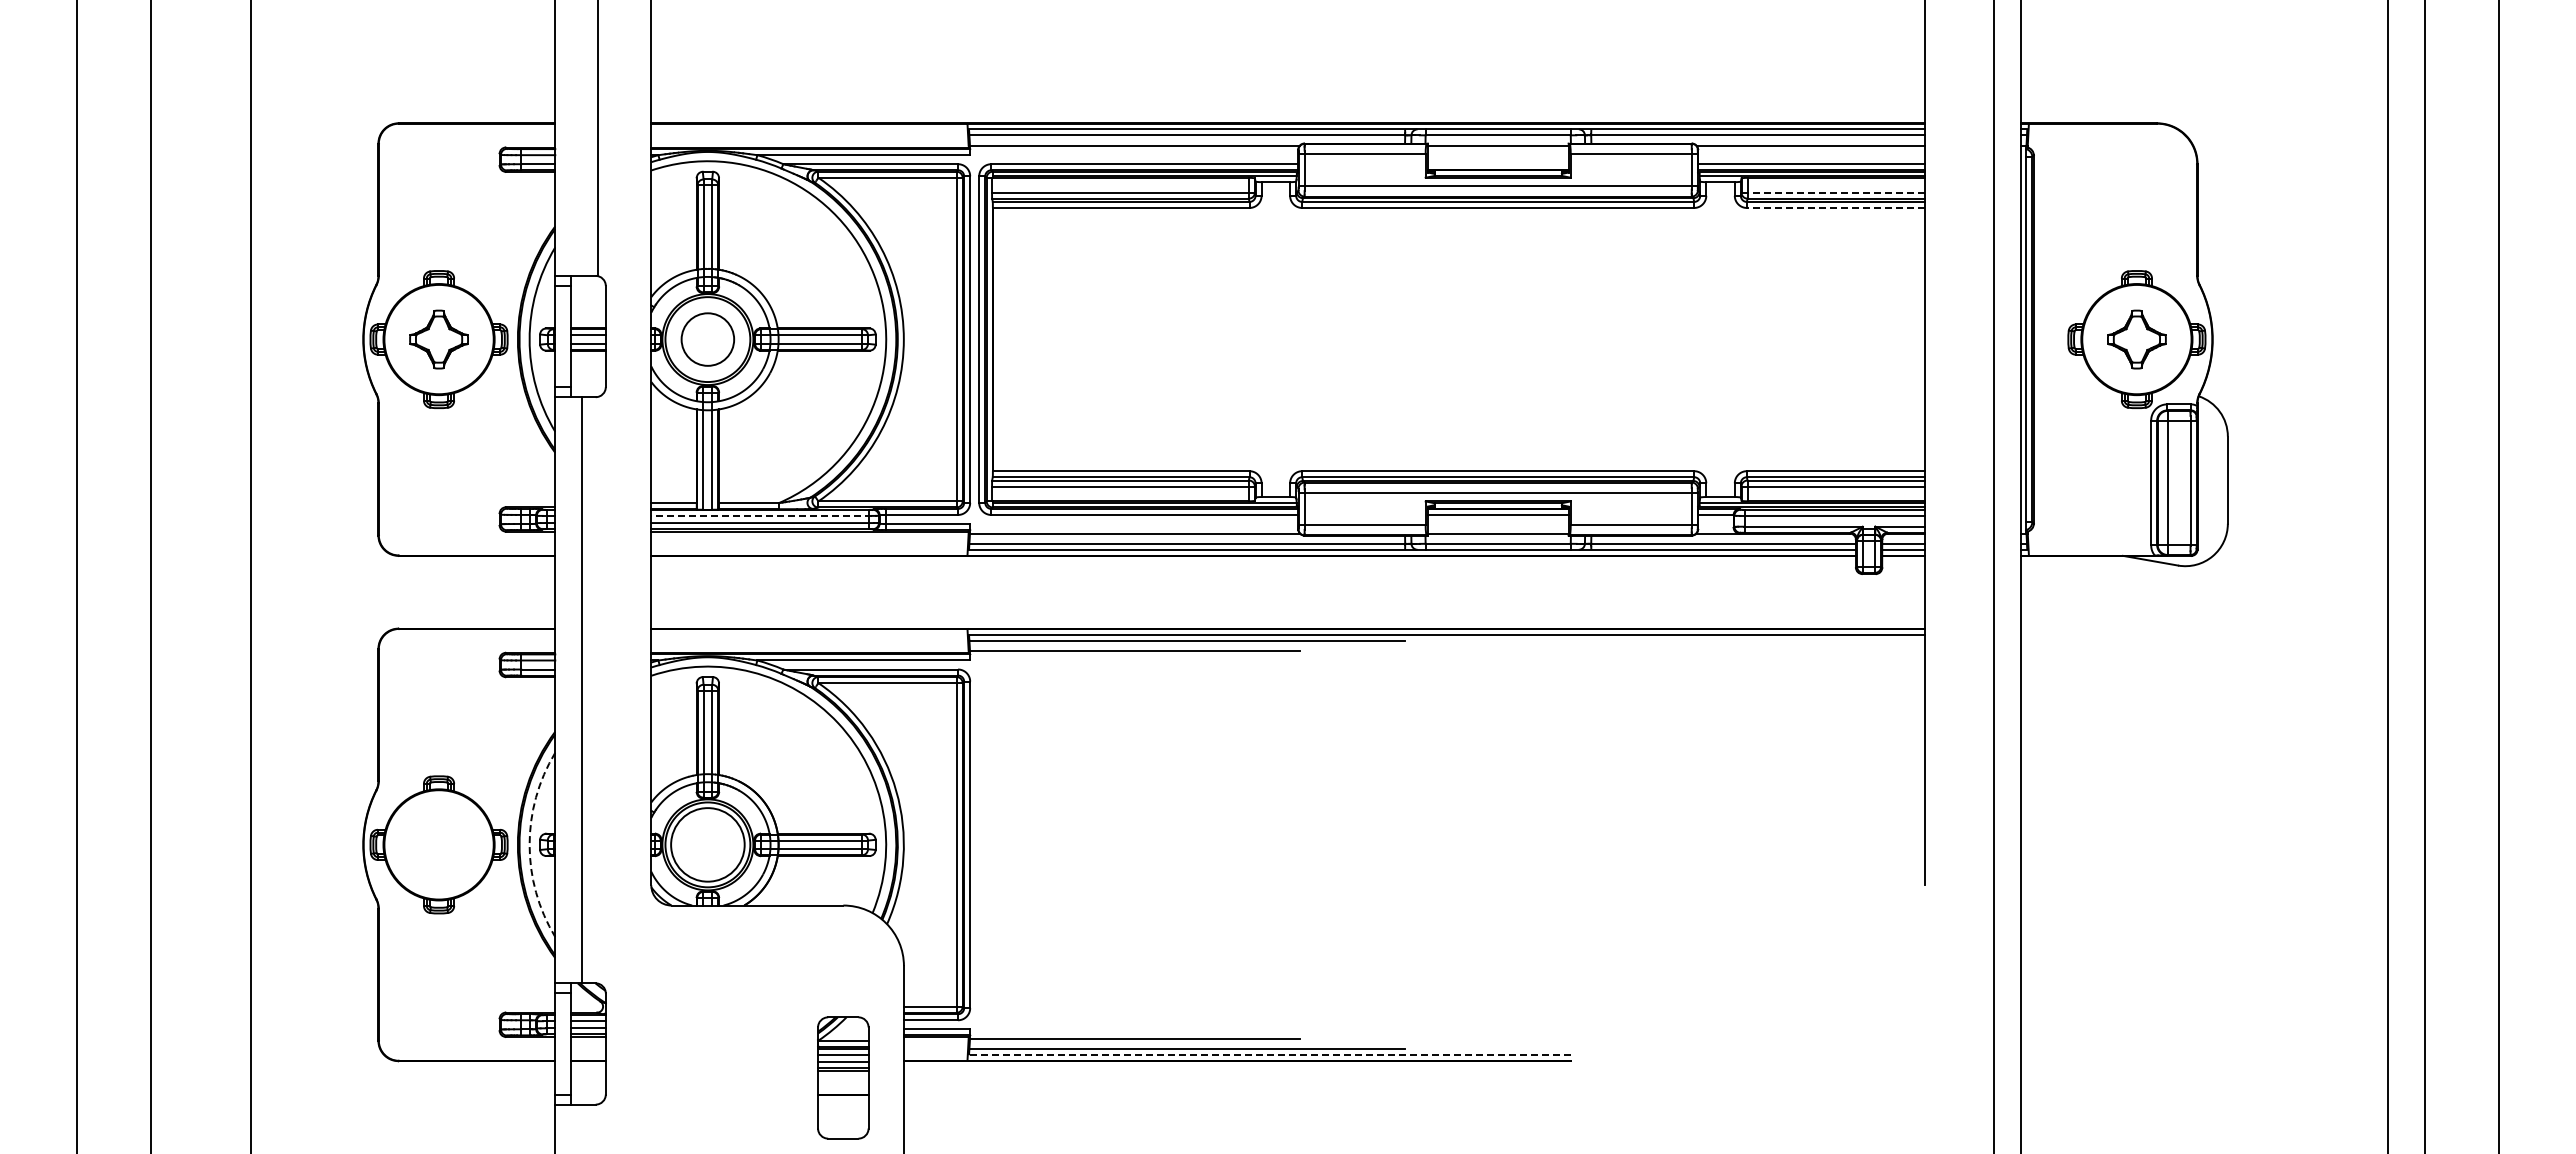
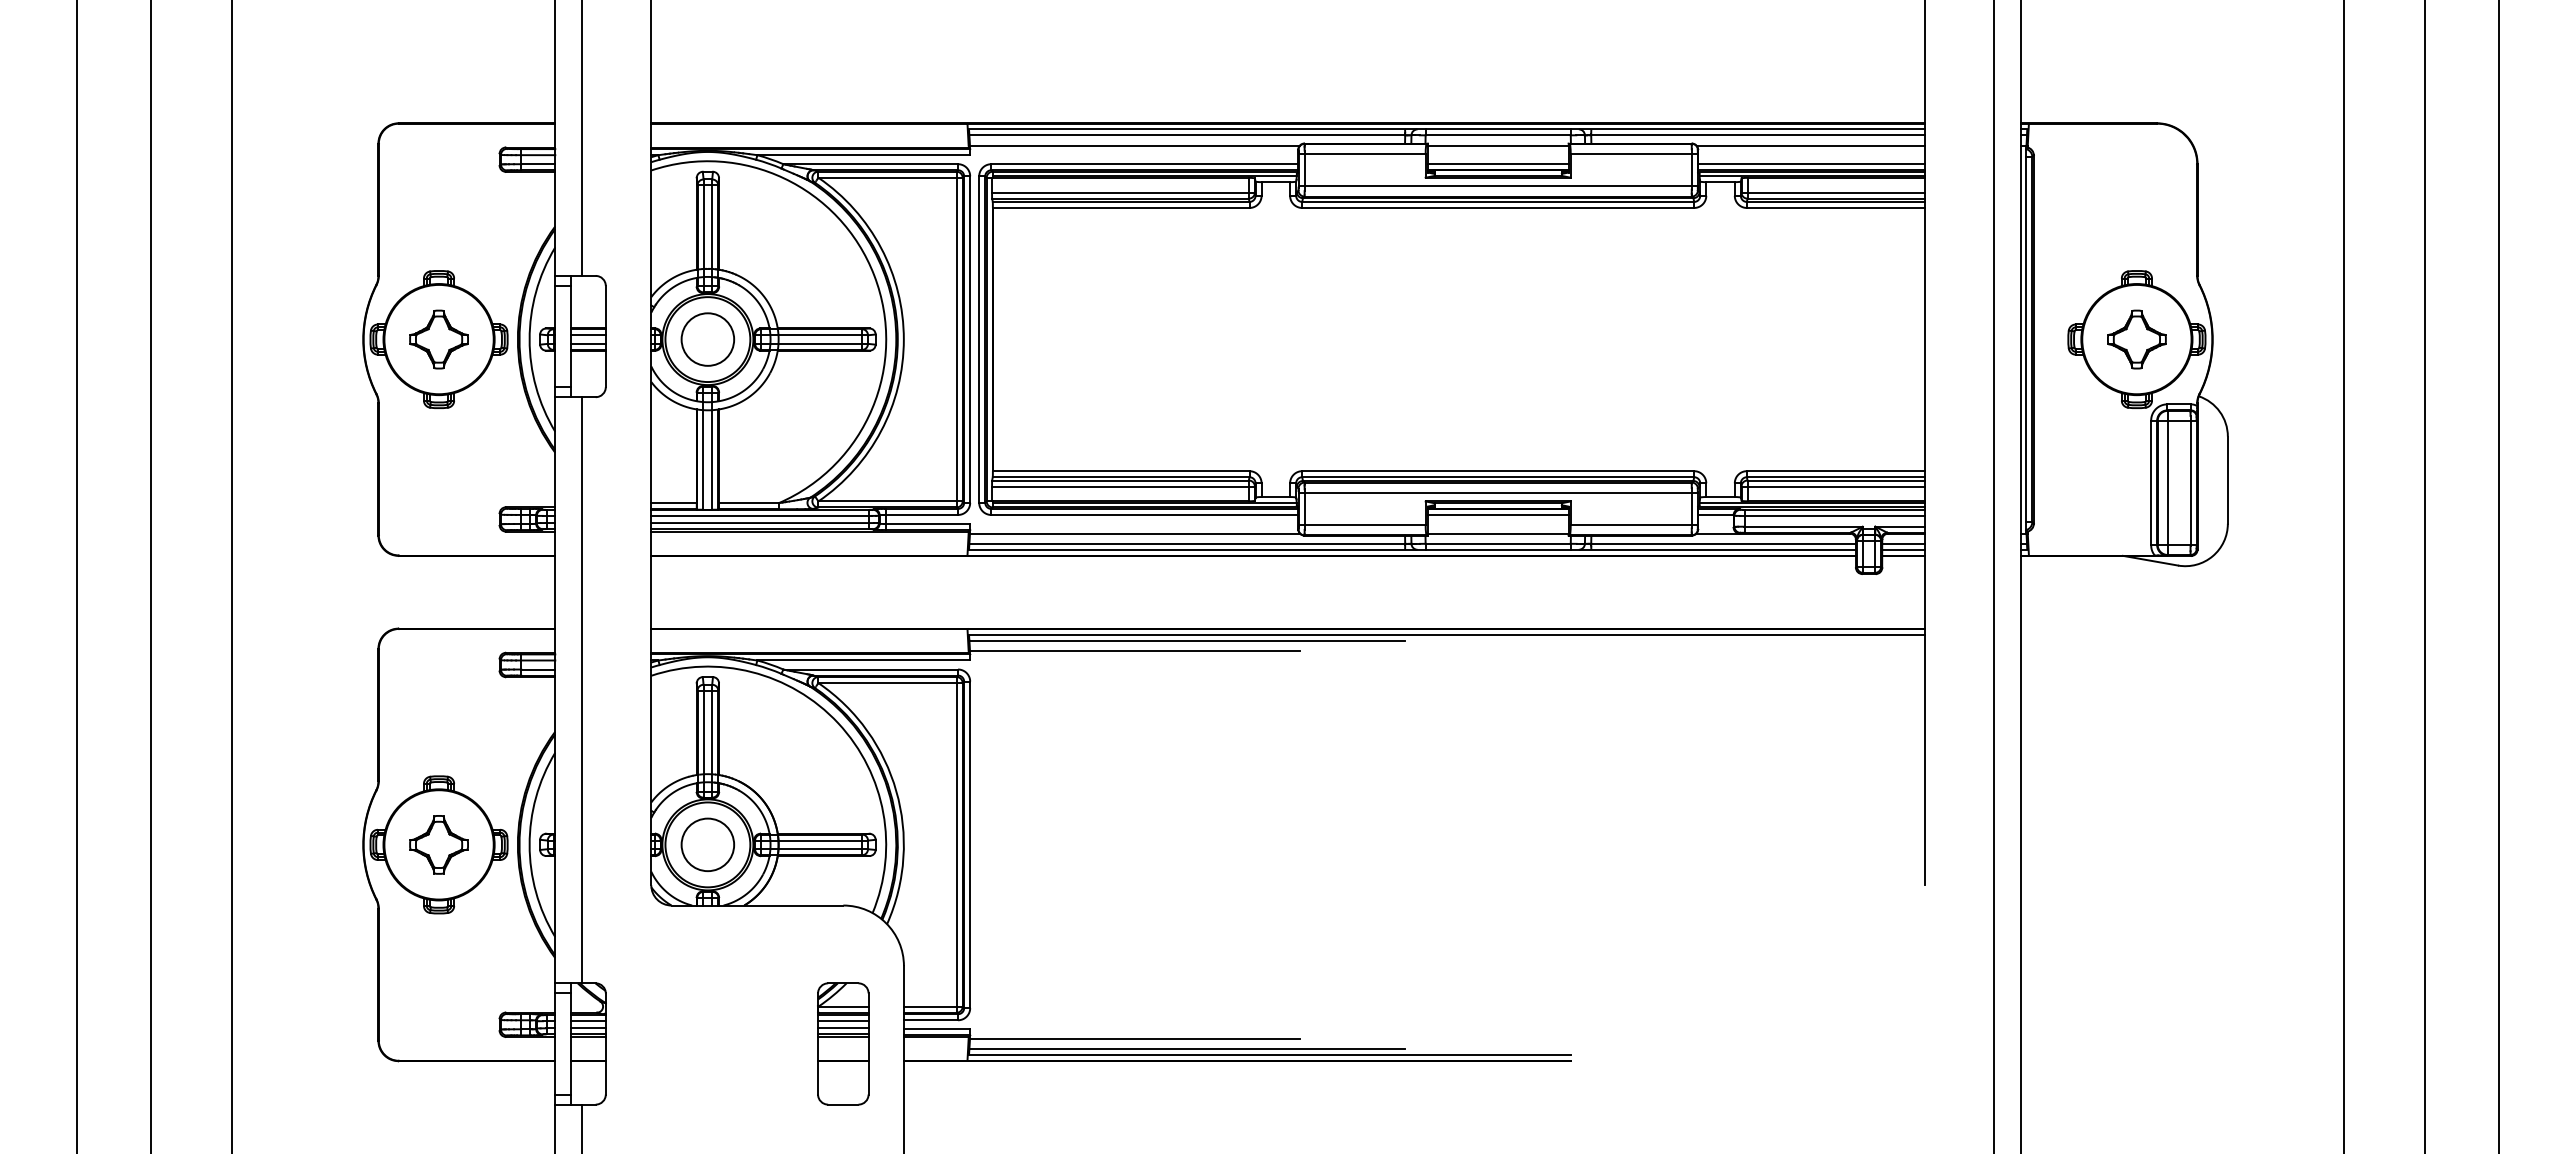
line position: (597, 138) -> (581, 138) (581, 138)
line: none -> present (1497, 163)
line: dashed -> solid (1833, 192)
line: dashed -> solid (1835, 207)
line: dashed -> solid (760, 515)
line position: (250, 576) -> (231, 576) (231, 576)
line position: (2388, 576) -> (2344, 576) (2344, 576)
part: none -> present (438, 844)
arc: dashed -> solid (529, 844)
circle diameter: 74 px -> 53 px (707, 844)
line: dashed -> solid (1269, 1055)
part position: (843, 1077) -> (843, 1043) (843, 1043)
line: none -> present (581, 1127)
